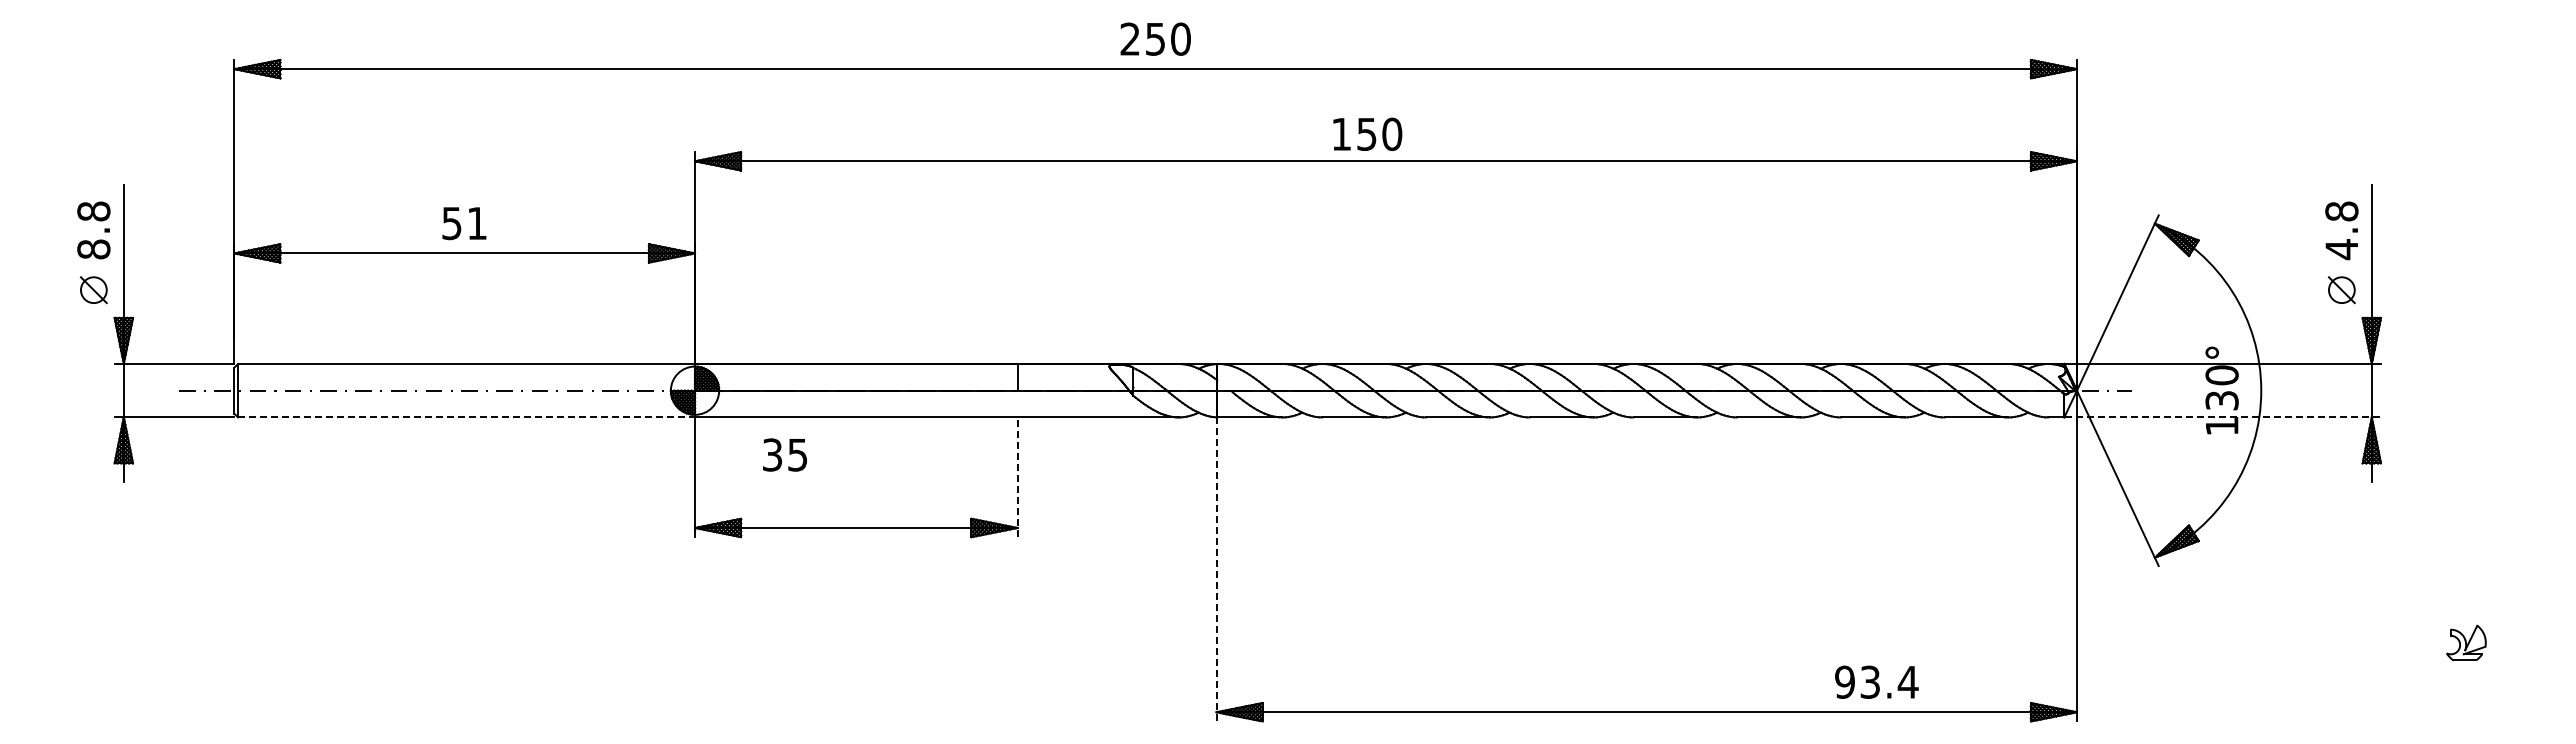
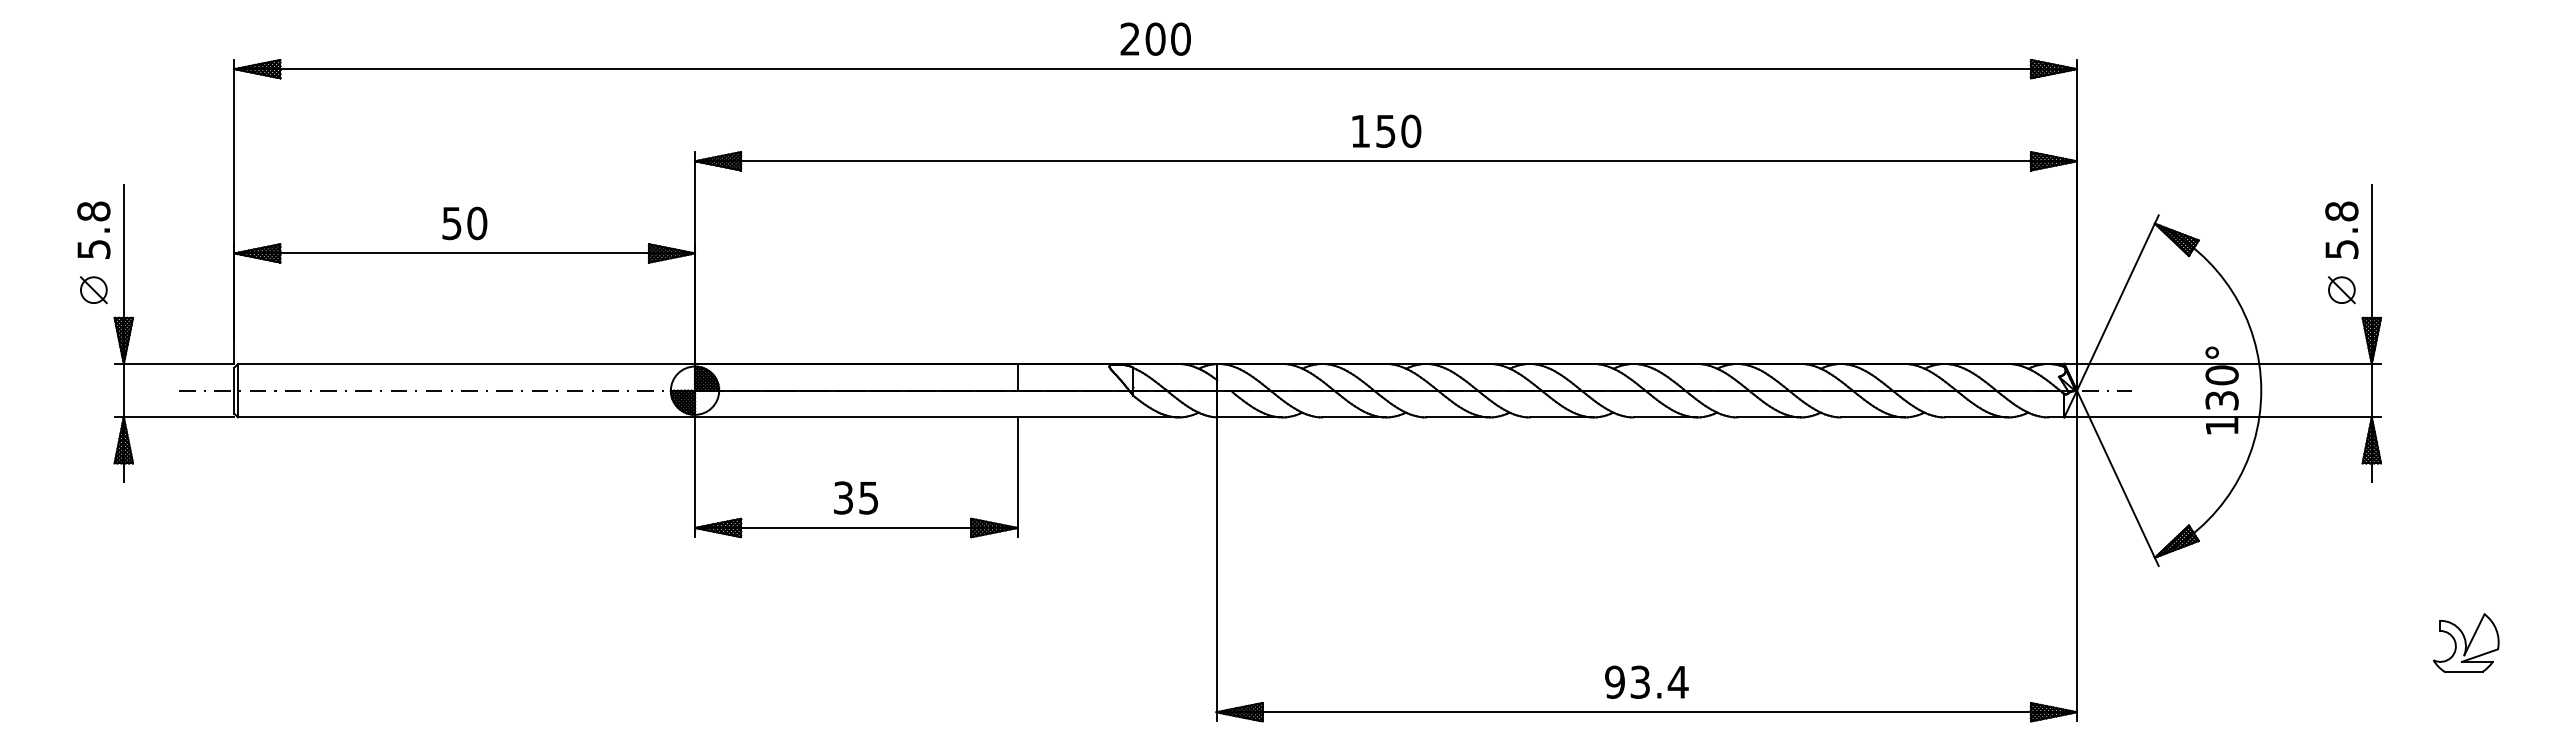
text: 250 -> 200 (1155, 38)
text position: (1367, 133) -> (1386, 130) (1386, 130)
text: 51 -> 50 (477, 223)
text: 8.8 -> 5.8 (93, 249)
text: 4.8 -> 5.8 (2341, 249)
line: dashed -> solid (467, 417)
line: dashed -> solid (2223, 417)
text position: (784, 454) -> (855, 497) (855, 497)
line: dashed -> solid (1017, 477)
line: dashed -> solid (1216, 569)
part size: 41x37 px -> 67x60 px (2466, 642)
text position: (1876, 681) -> (1646, 681) (1646, 681)
